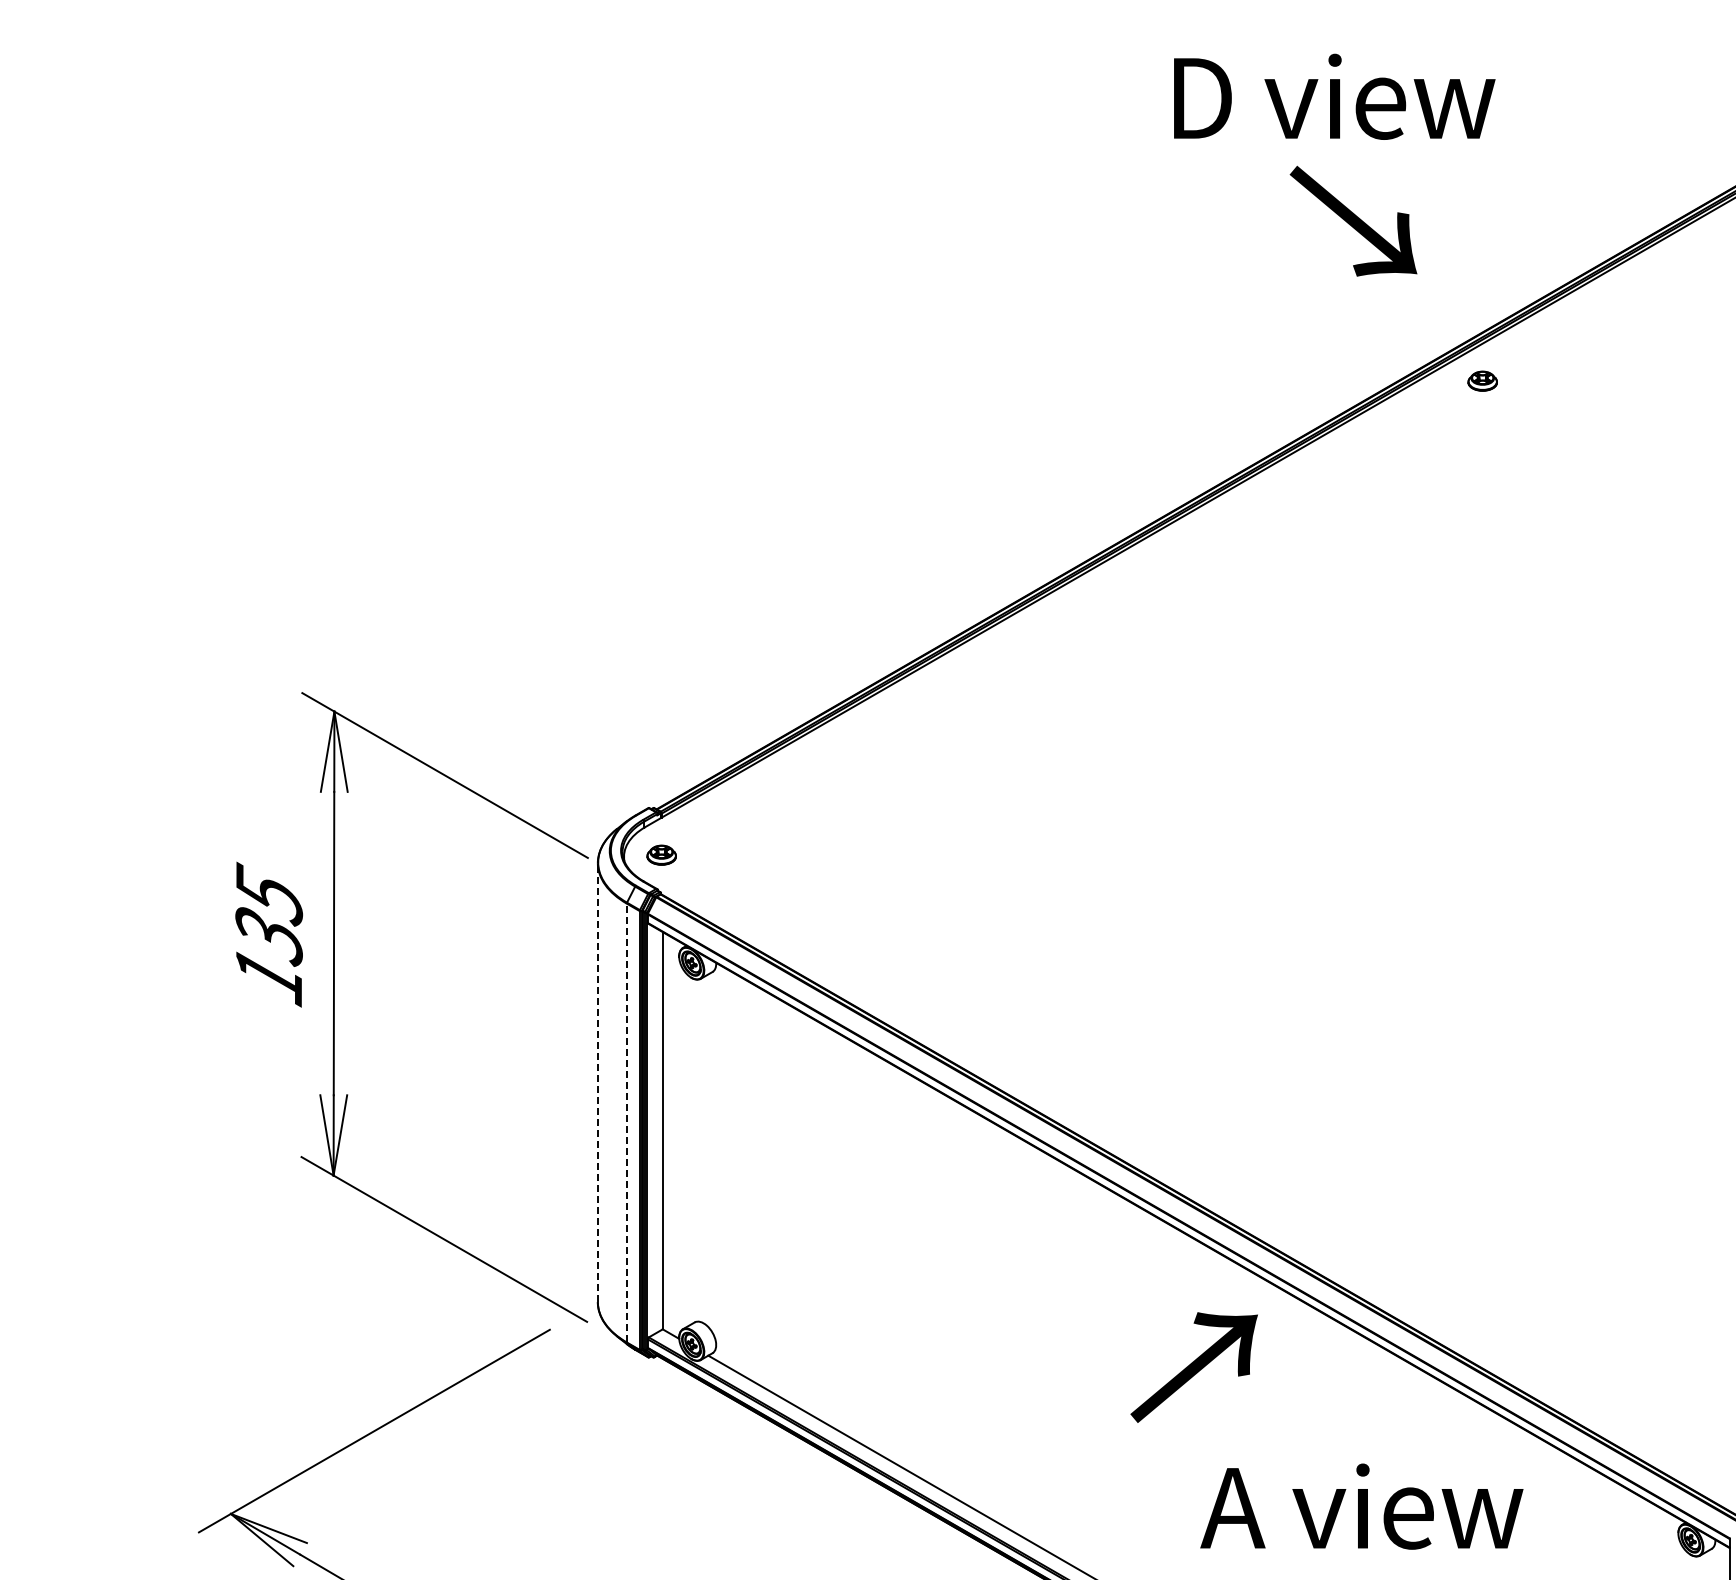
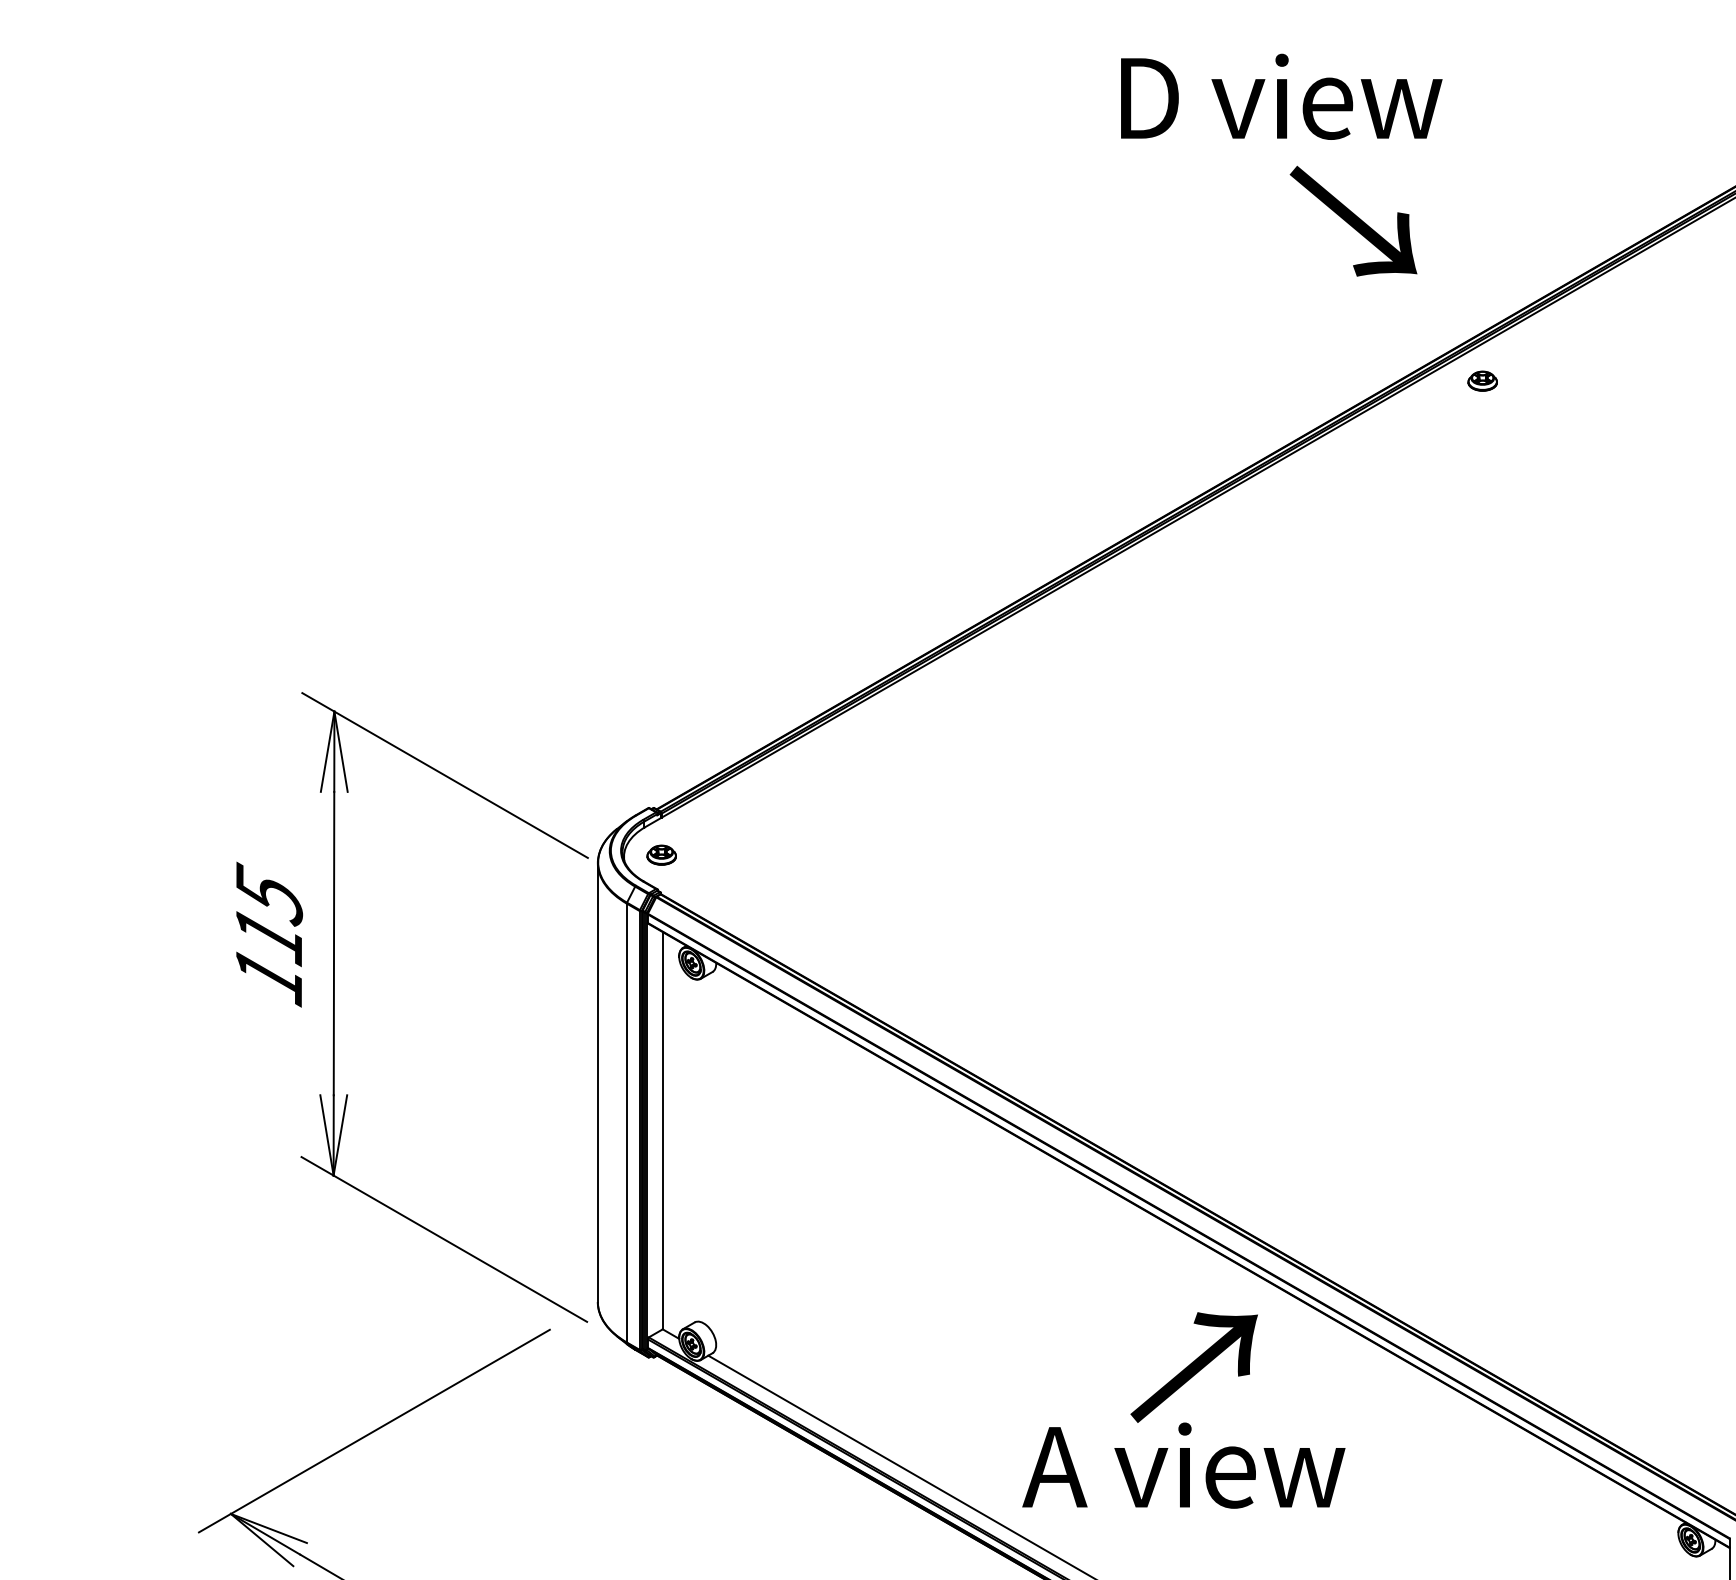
text position: (1334, 96) -> (1281, 96) (1281, 96)
text: 135 -> 115 (268, 937)
line: dashed -> solid (597, 1082)
line: dashed -> solid (626, 1122)
text position: (1361, 1506) -> (1183, 1465) (1183, 1465)
